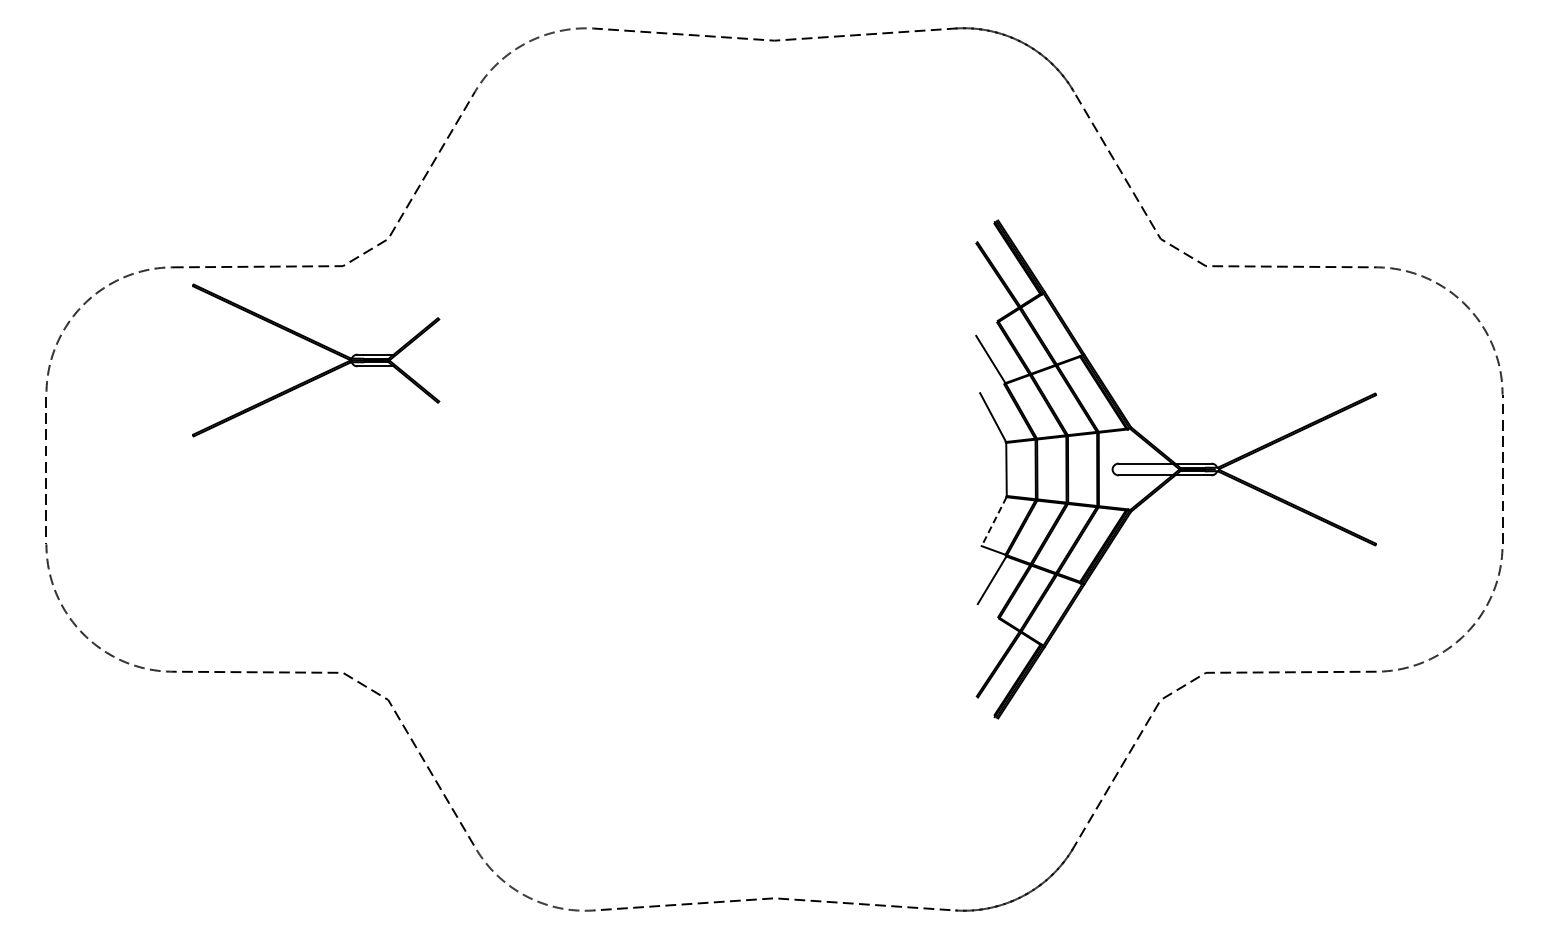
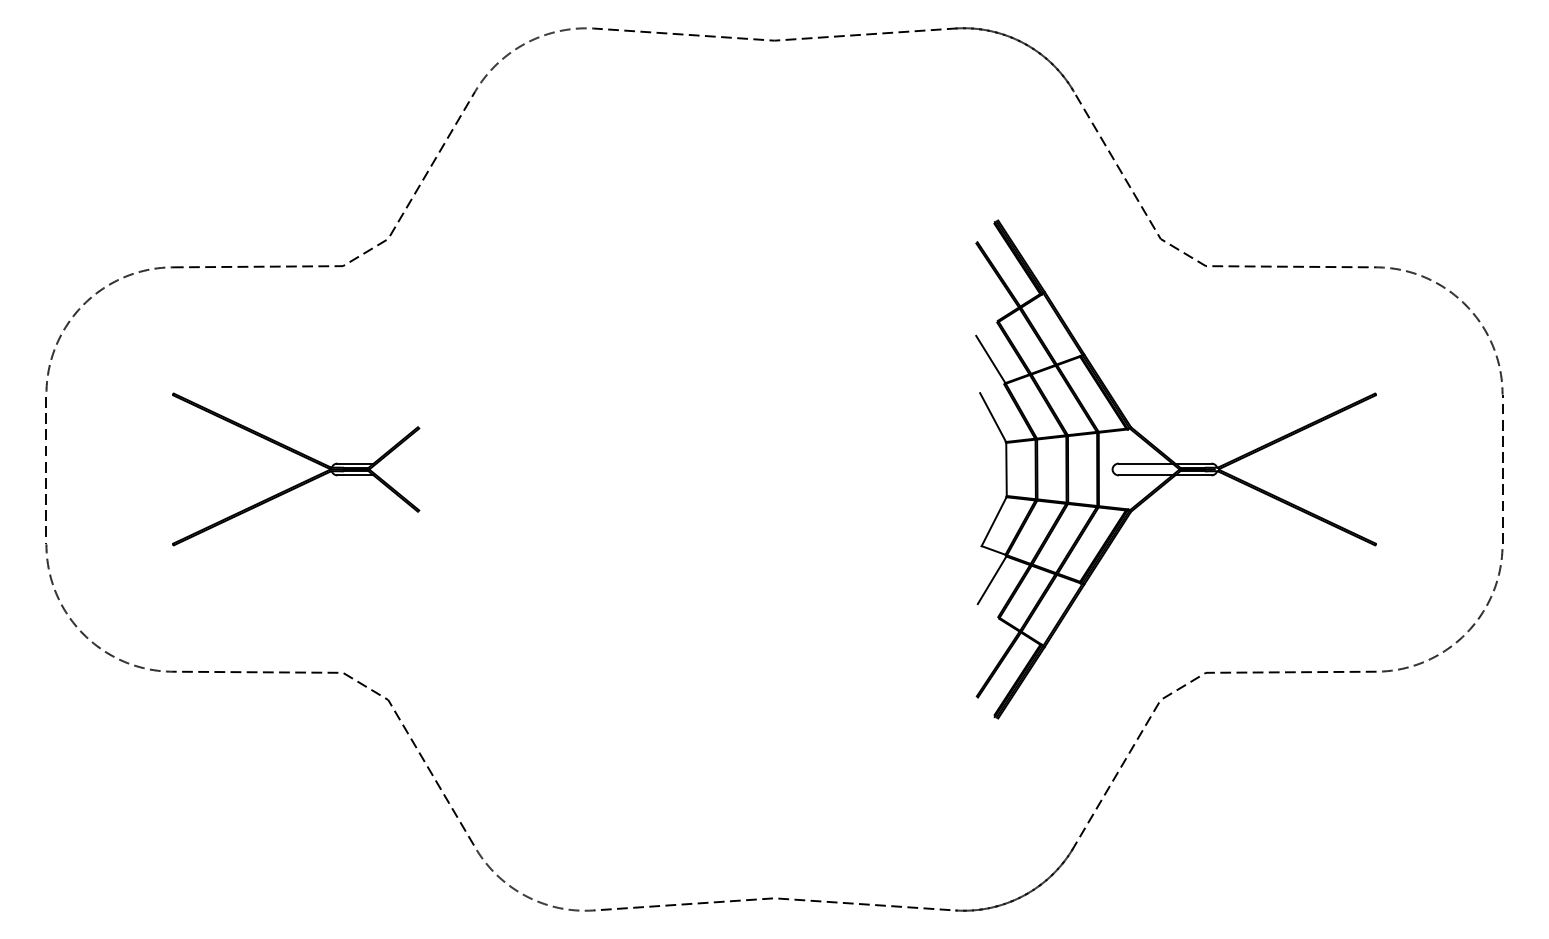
part position: (322, 348) -> (302, 457) (302, 457)
line: dashed -> solid (993, 522)
